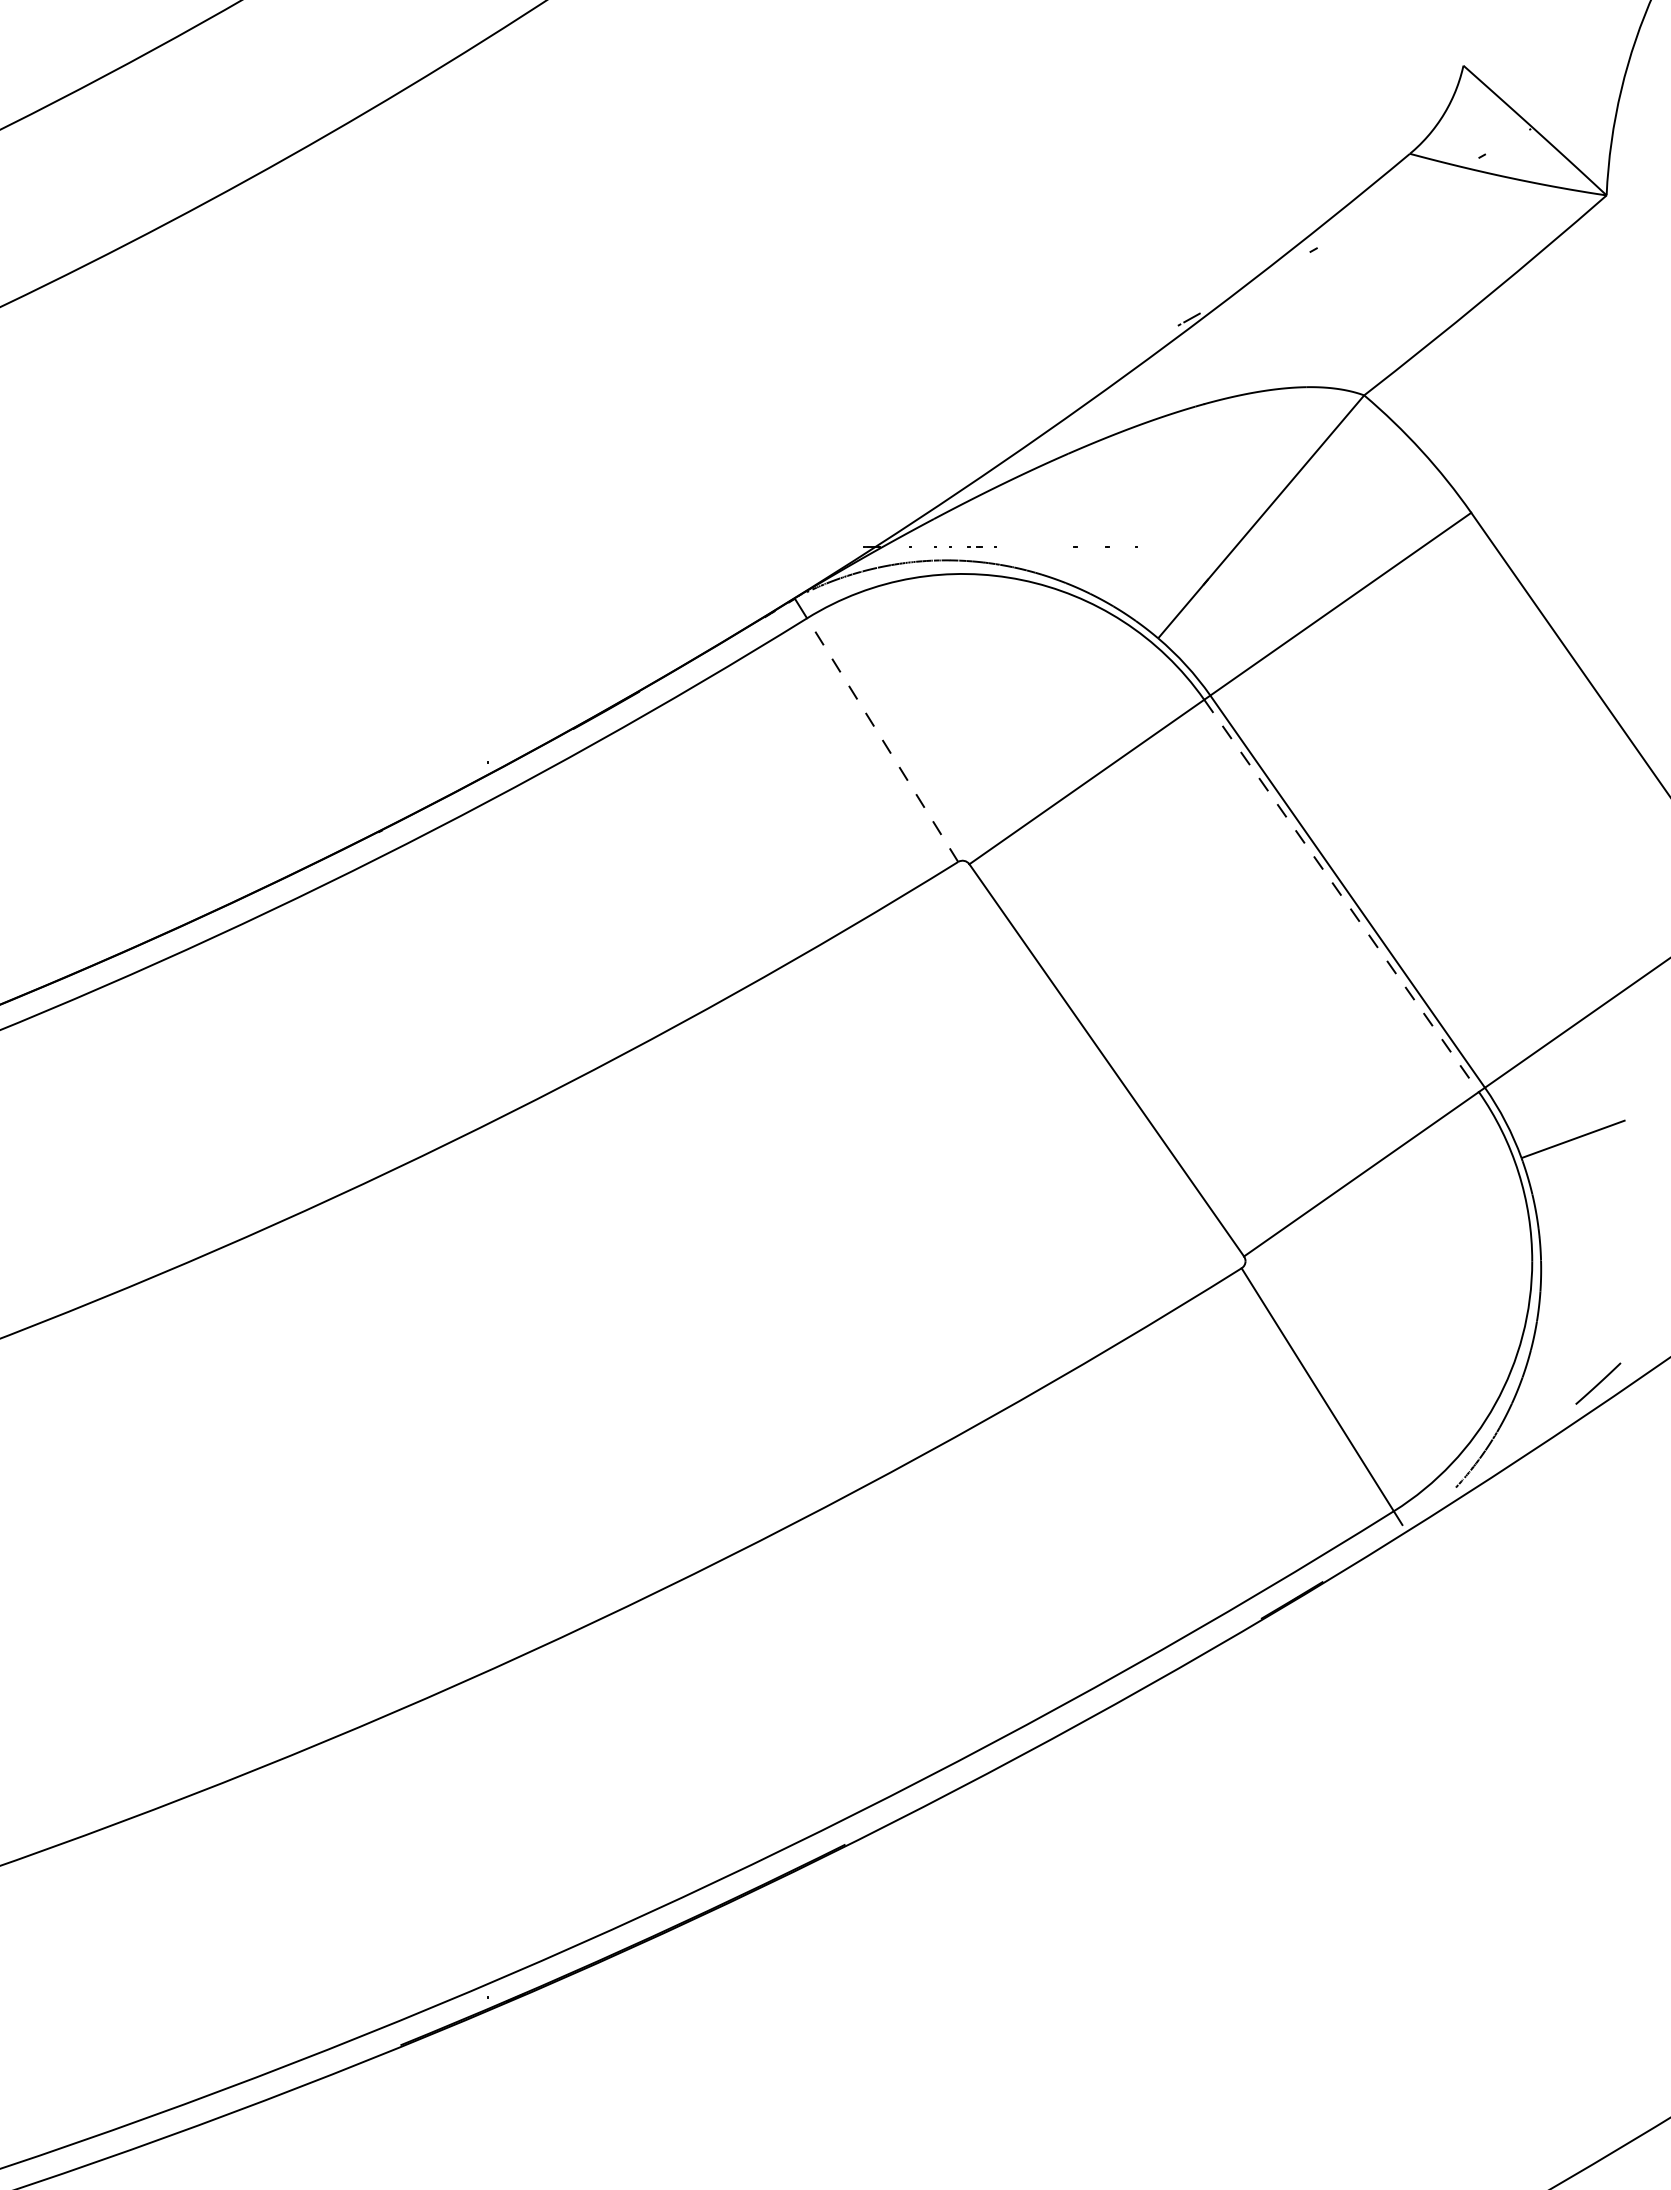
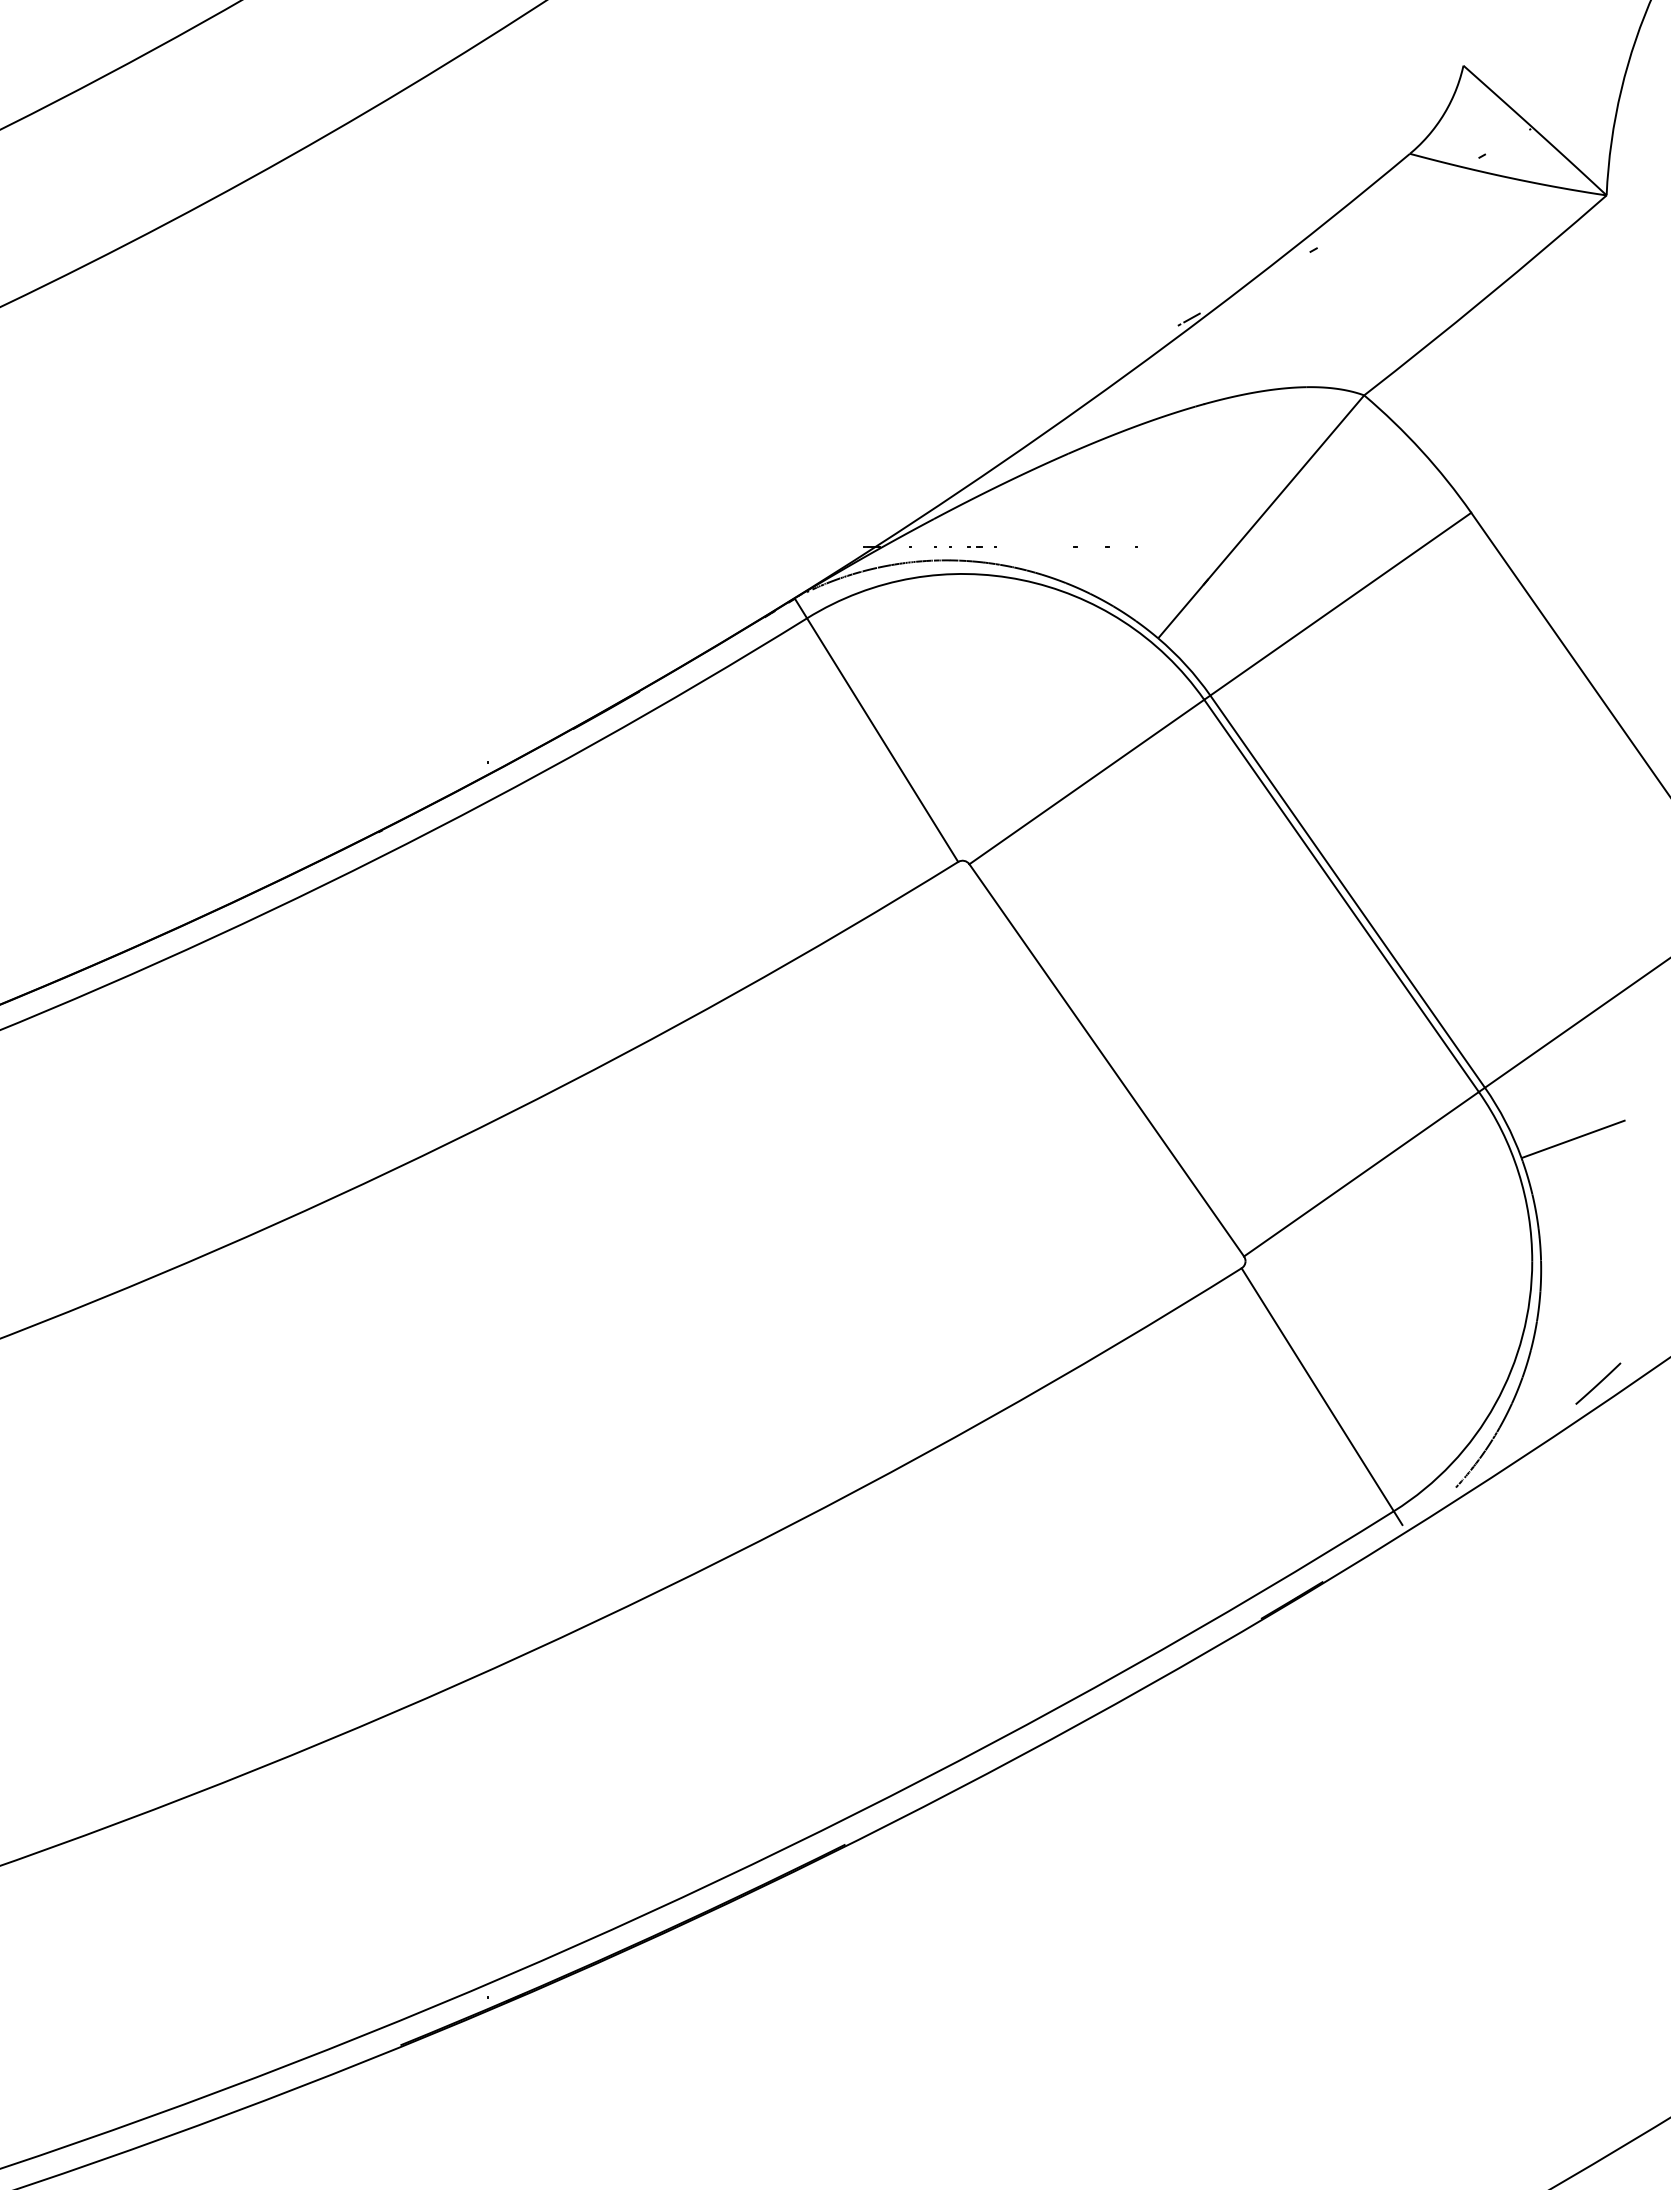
line: dashed -> solid (882, 739)
line: dashed -> solid (1341, 896)
